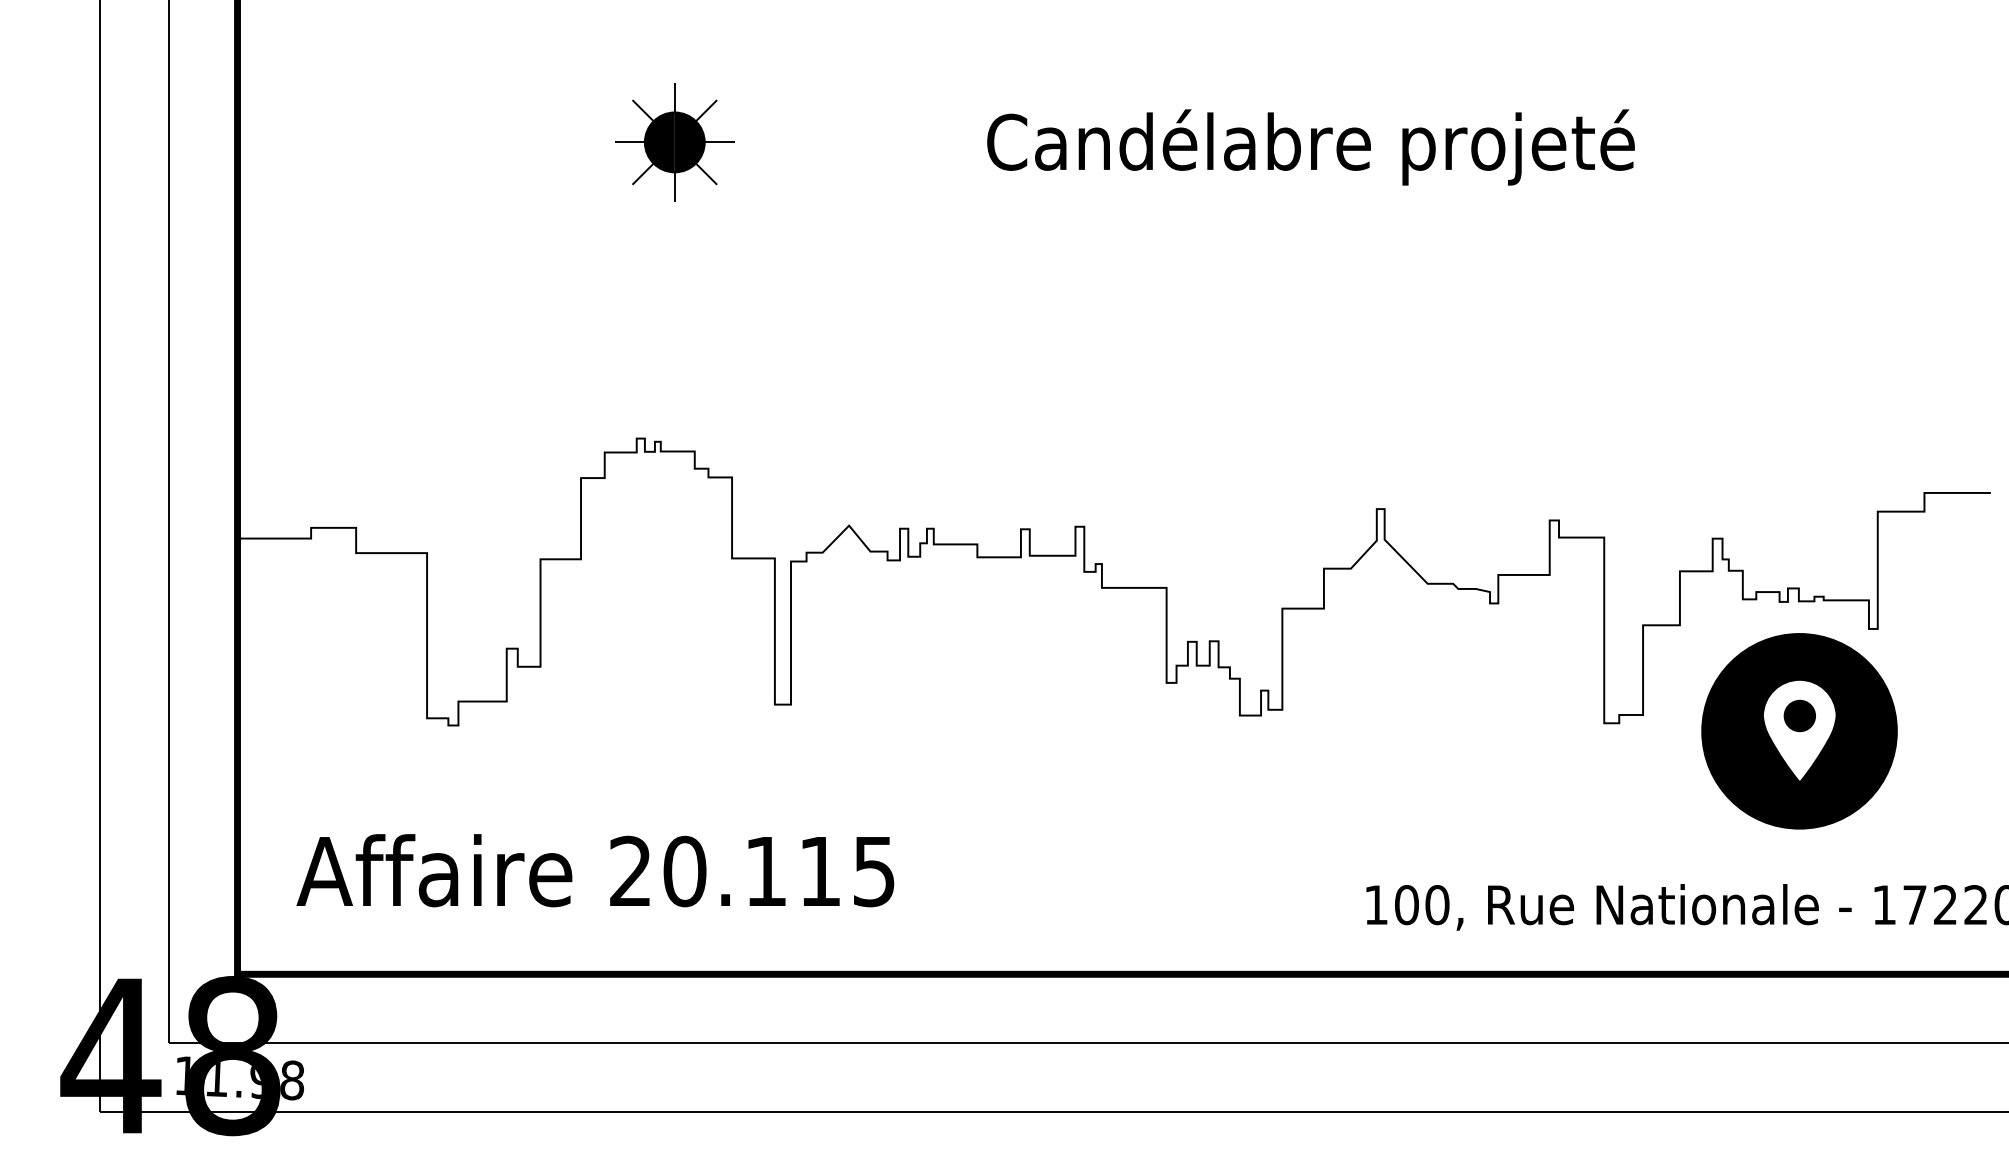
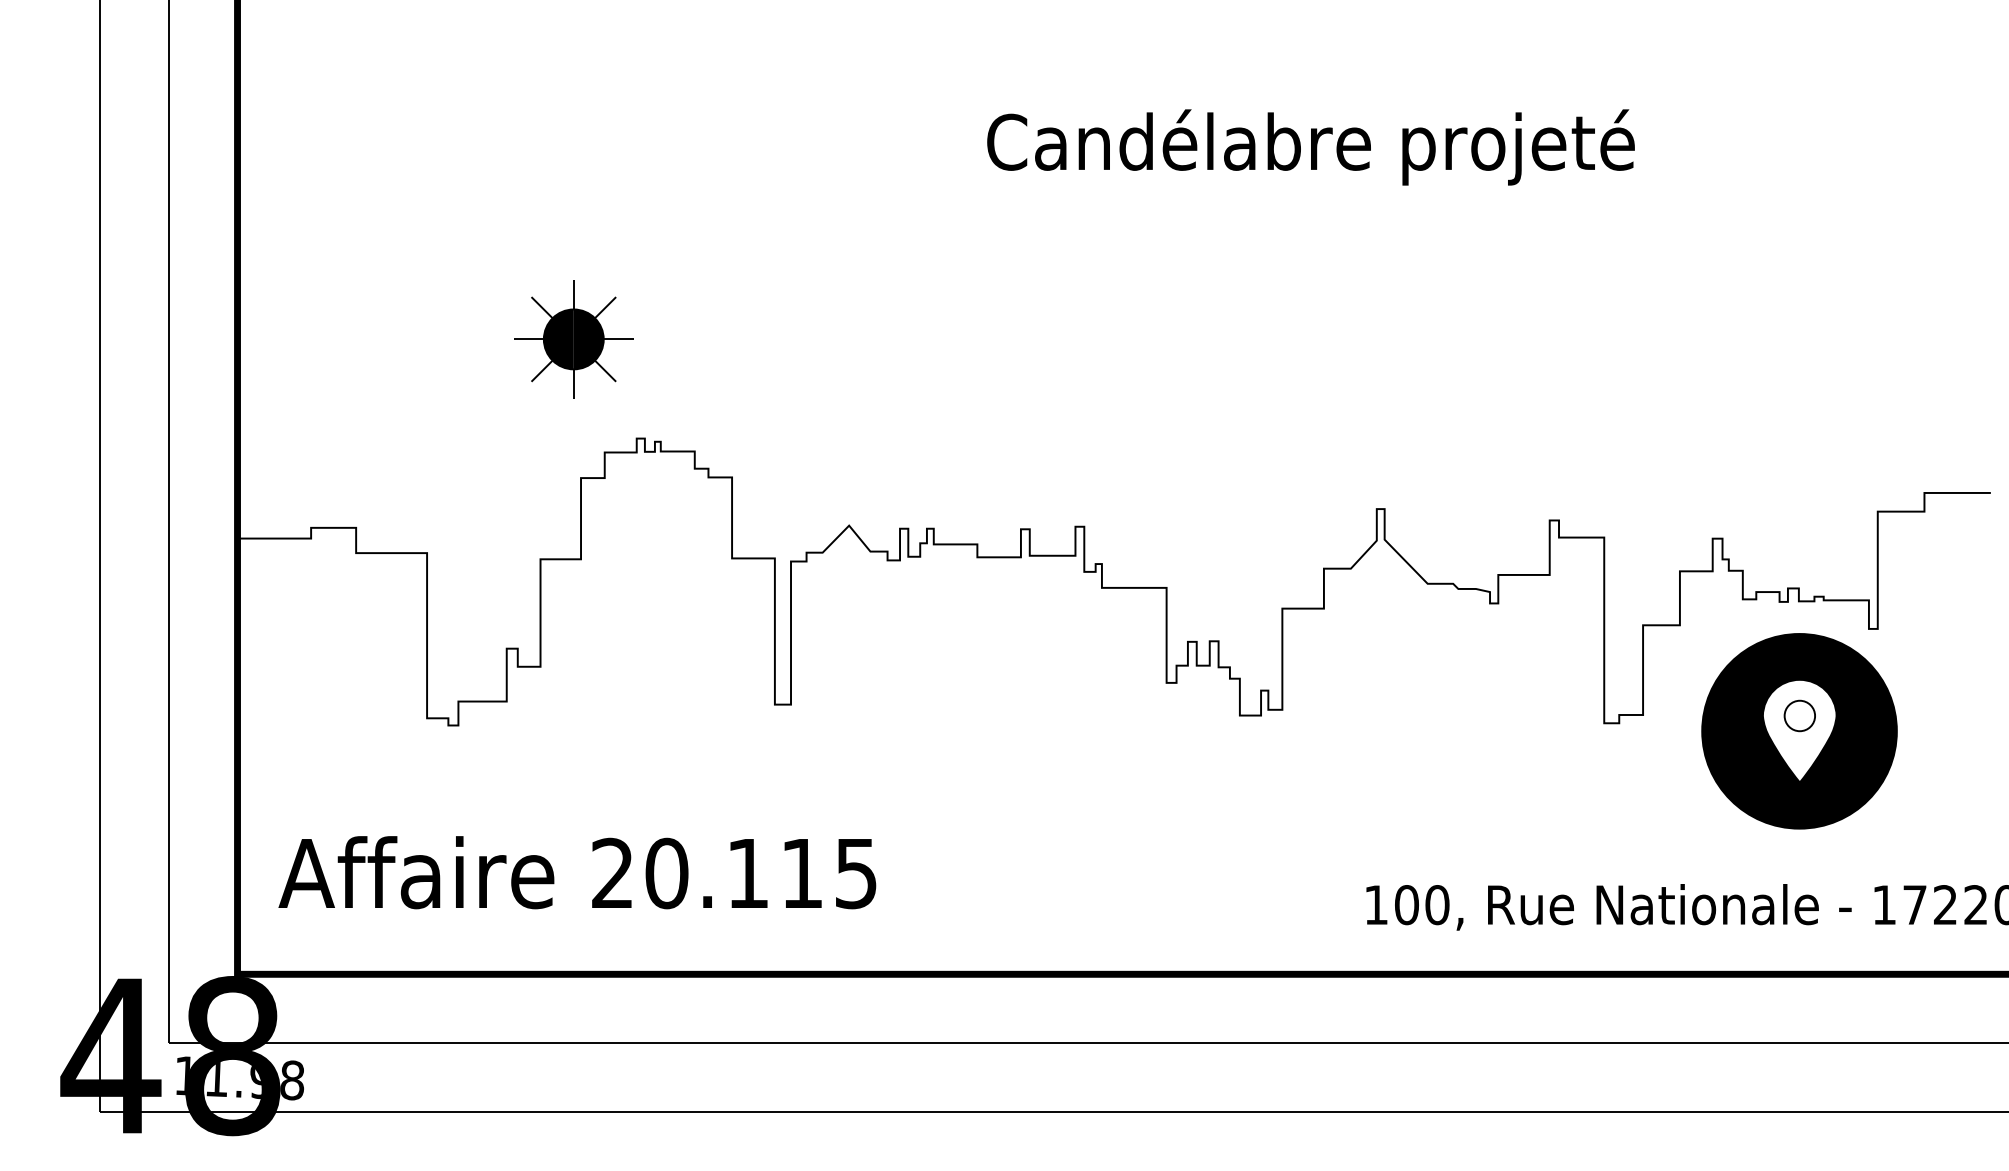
part position: (674, 142) -> (573, 339) (573, 339)
fill: present -> none (1799, 715)
text position: (595, 870) -> (577, 872) (577, 872)
